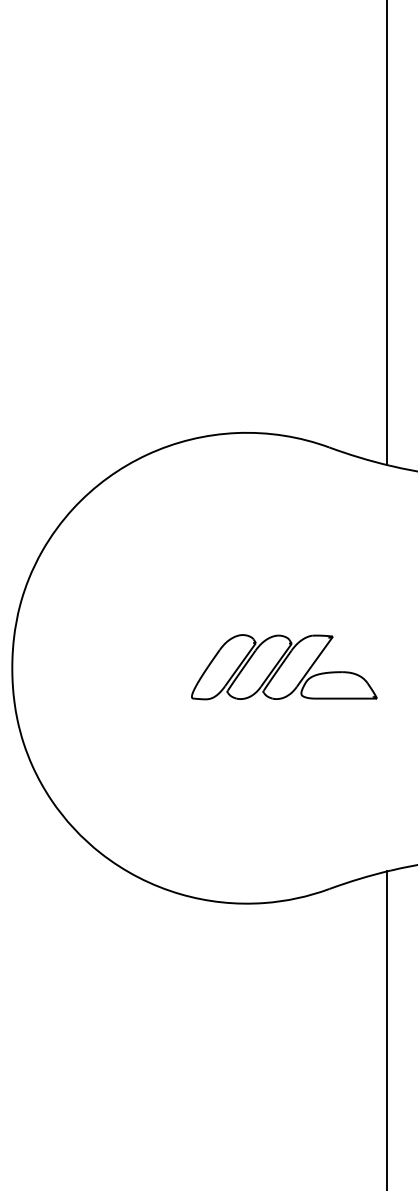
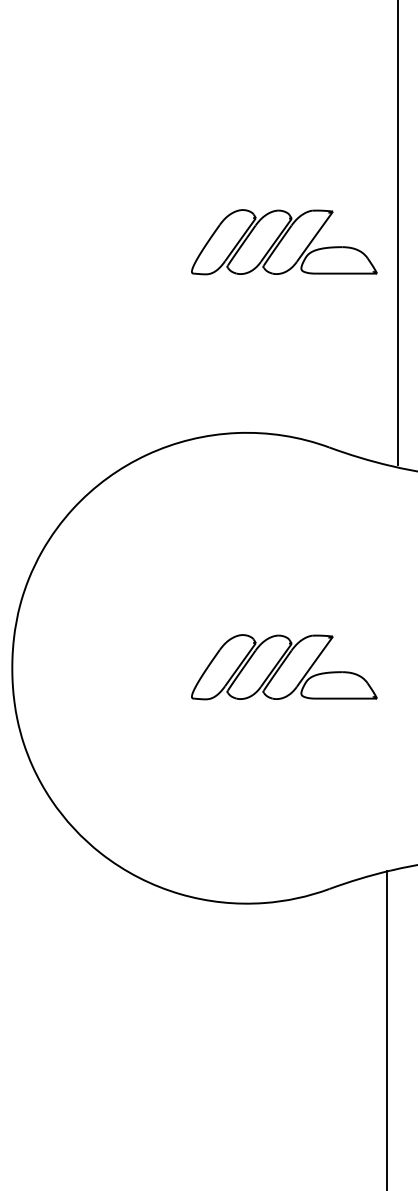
line position: (387, 233) -> (398, 233) (398, 233)
part: none -> present (284, 242)
